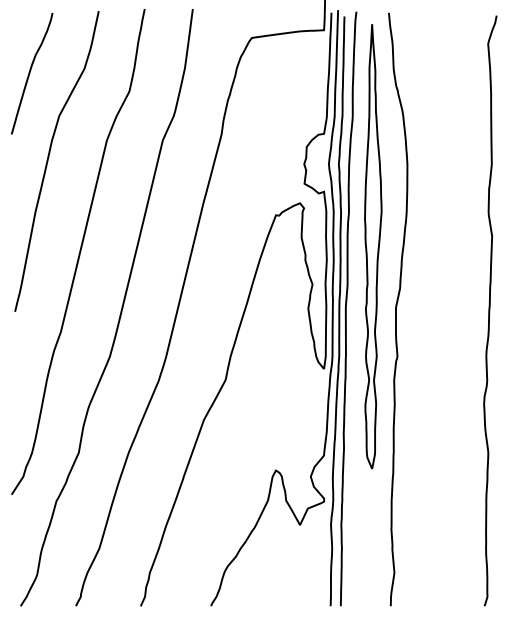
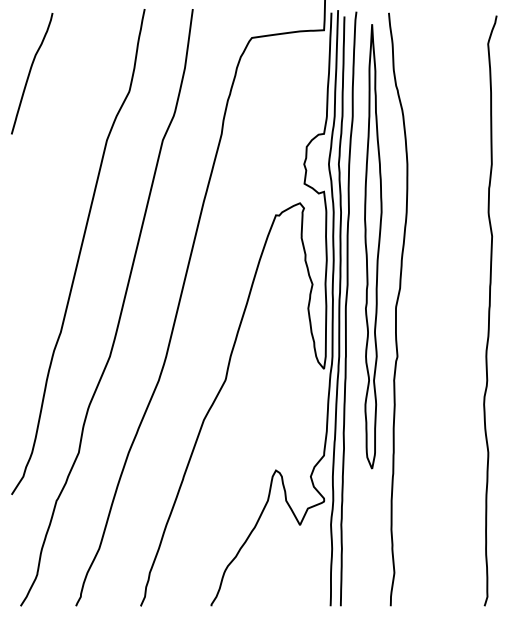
curve: present -> none (48, 161)
